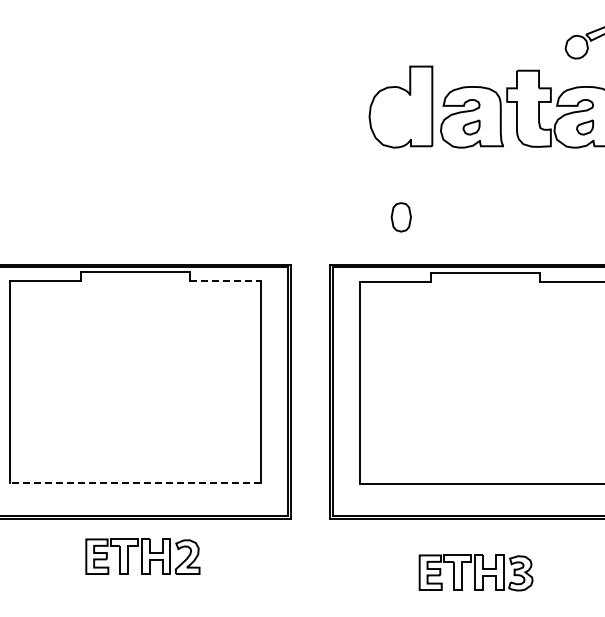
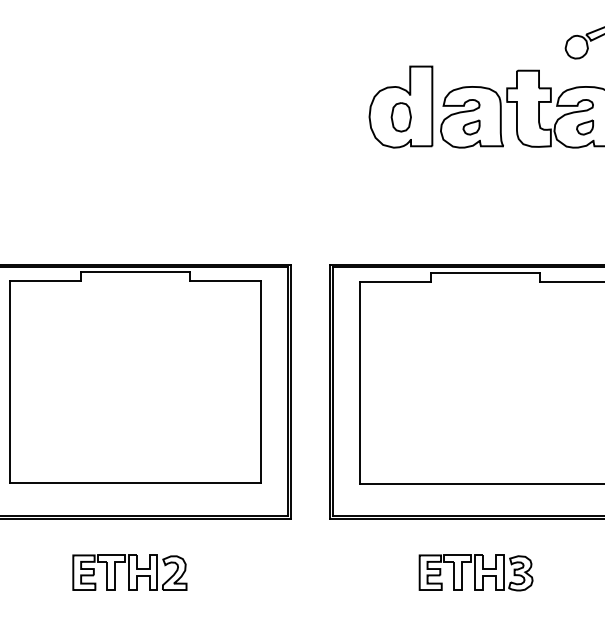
part position: (400, 217) -> (400, 117) (400, 117)
line: dashed -> solid (226, 281)
line: dashed -> solid (135, 483)
part position: (142, 556) -> (129, 572) (129, 572)
